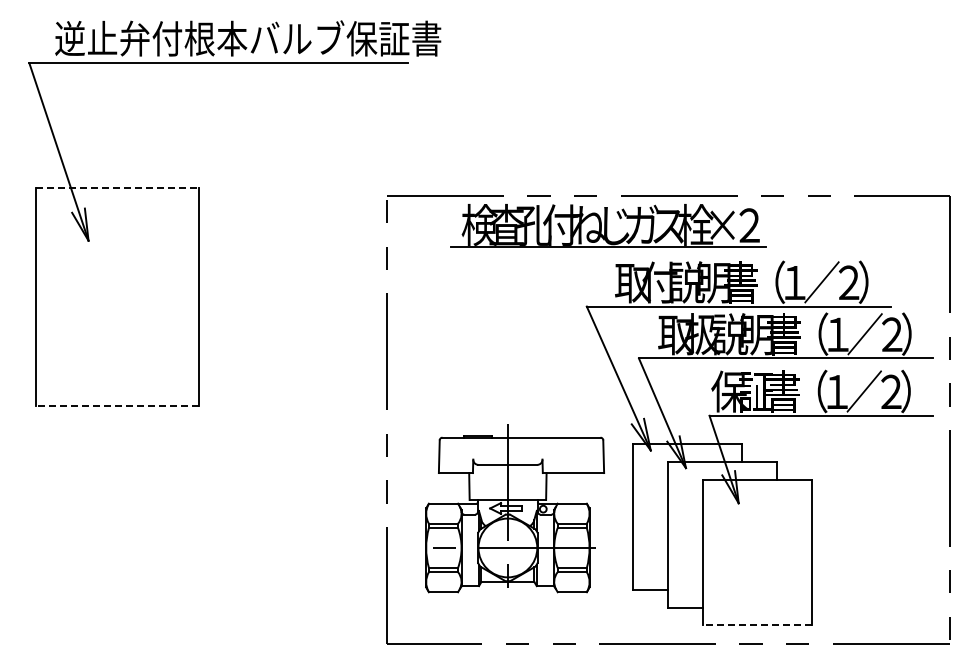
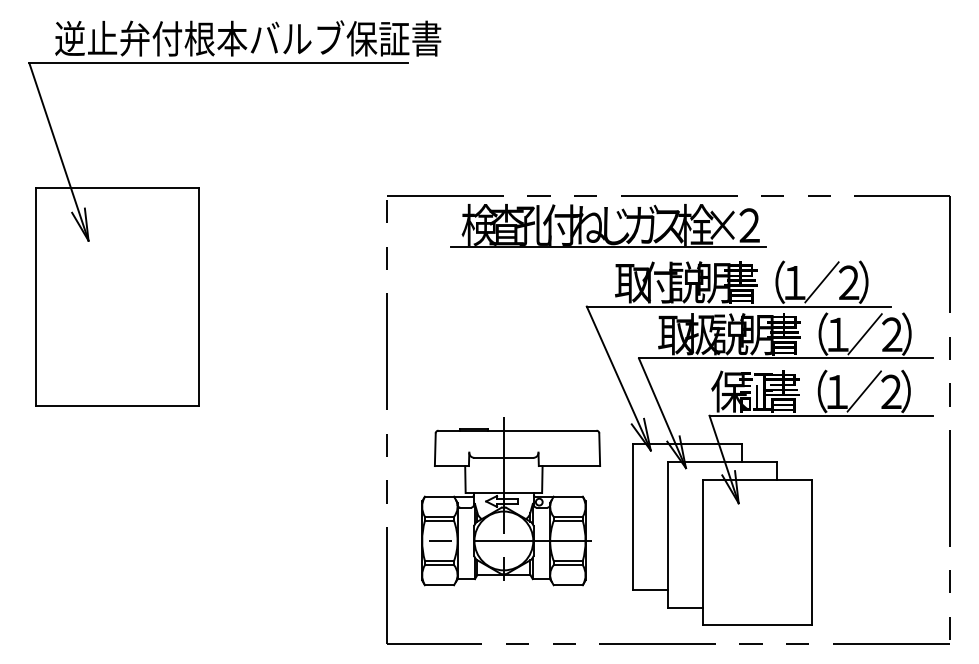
line: dashed -> solid (117, 187)
line: dashed -> solid (116, 406)
part position: (514, 508) -> (510, 501) (510, 501)
line: dashed -> solid (757, 625)
